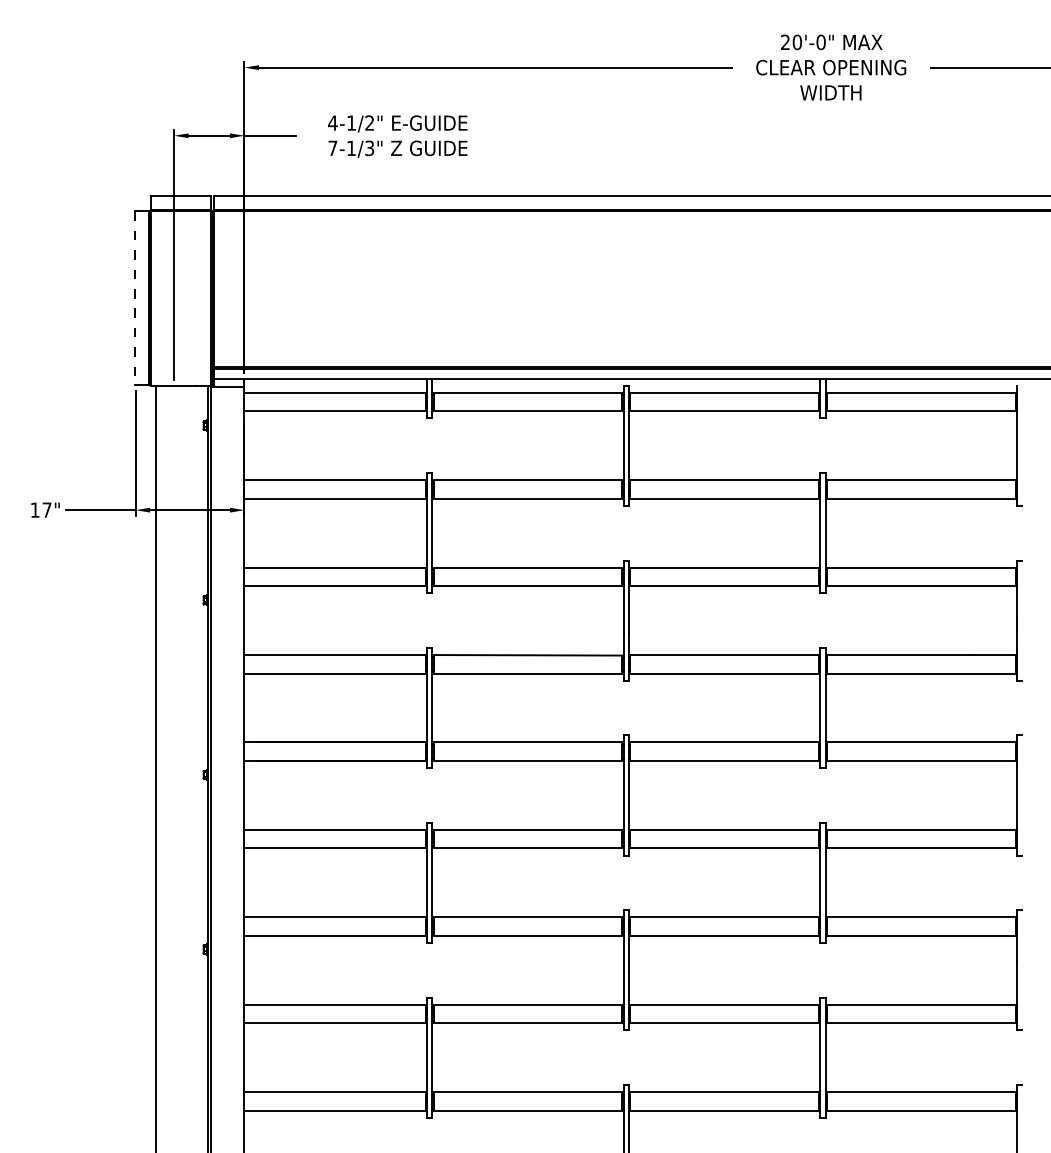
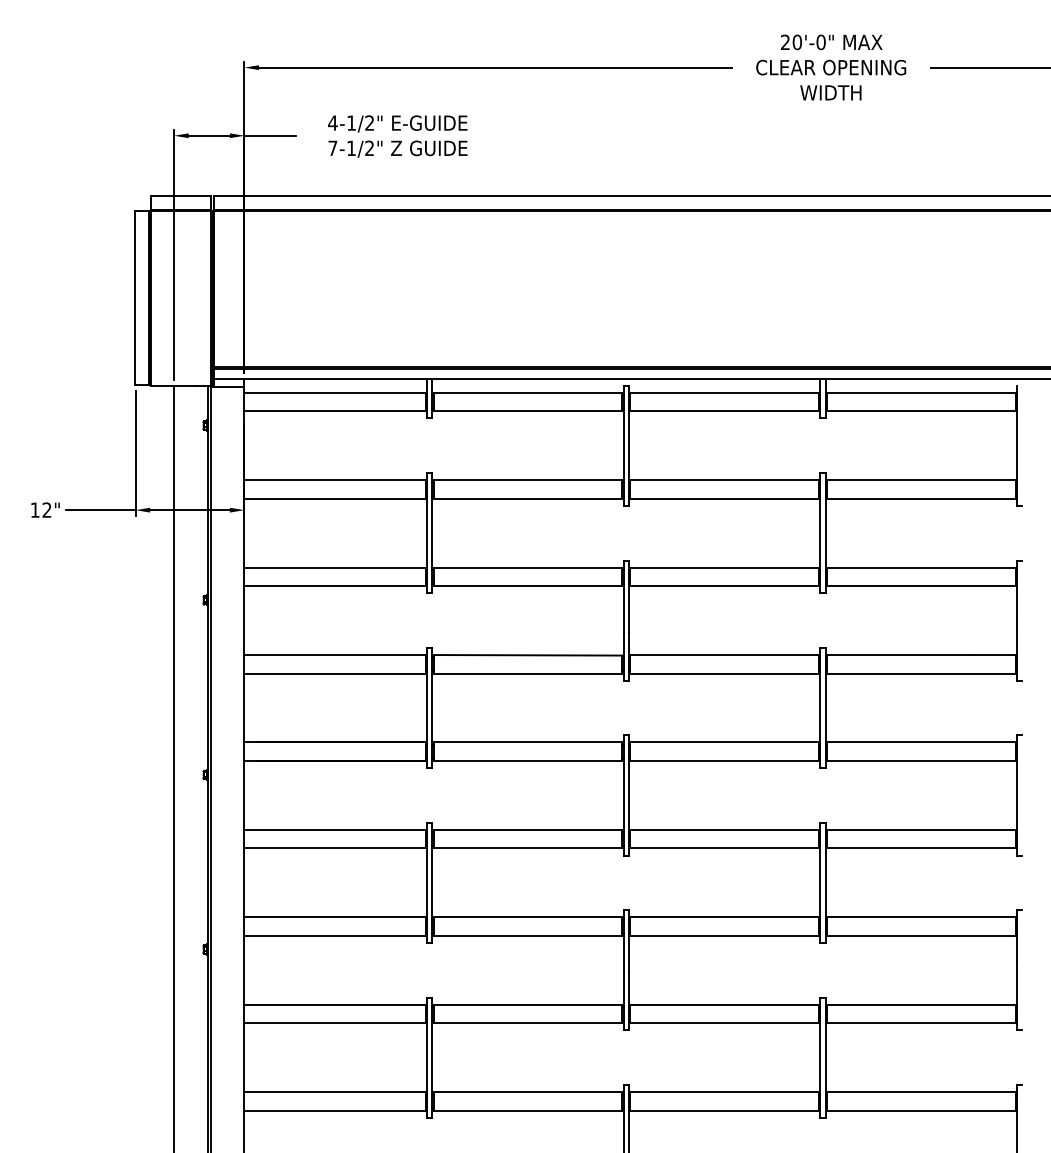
text: 7-1/3" -> 7-1/2" (369, 148)
line: dashed -> solid (135, 298)
text: 17" -> 12" (46, 509)
line position: (156, 767) -> (174, 767) (174, 767)
